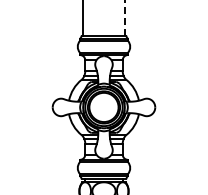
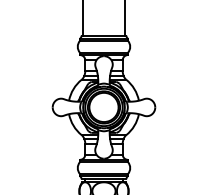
line: dashed -> solid (124, 17)
